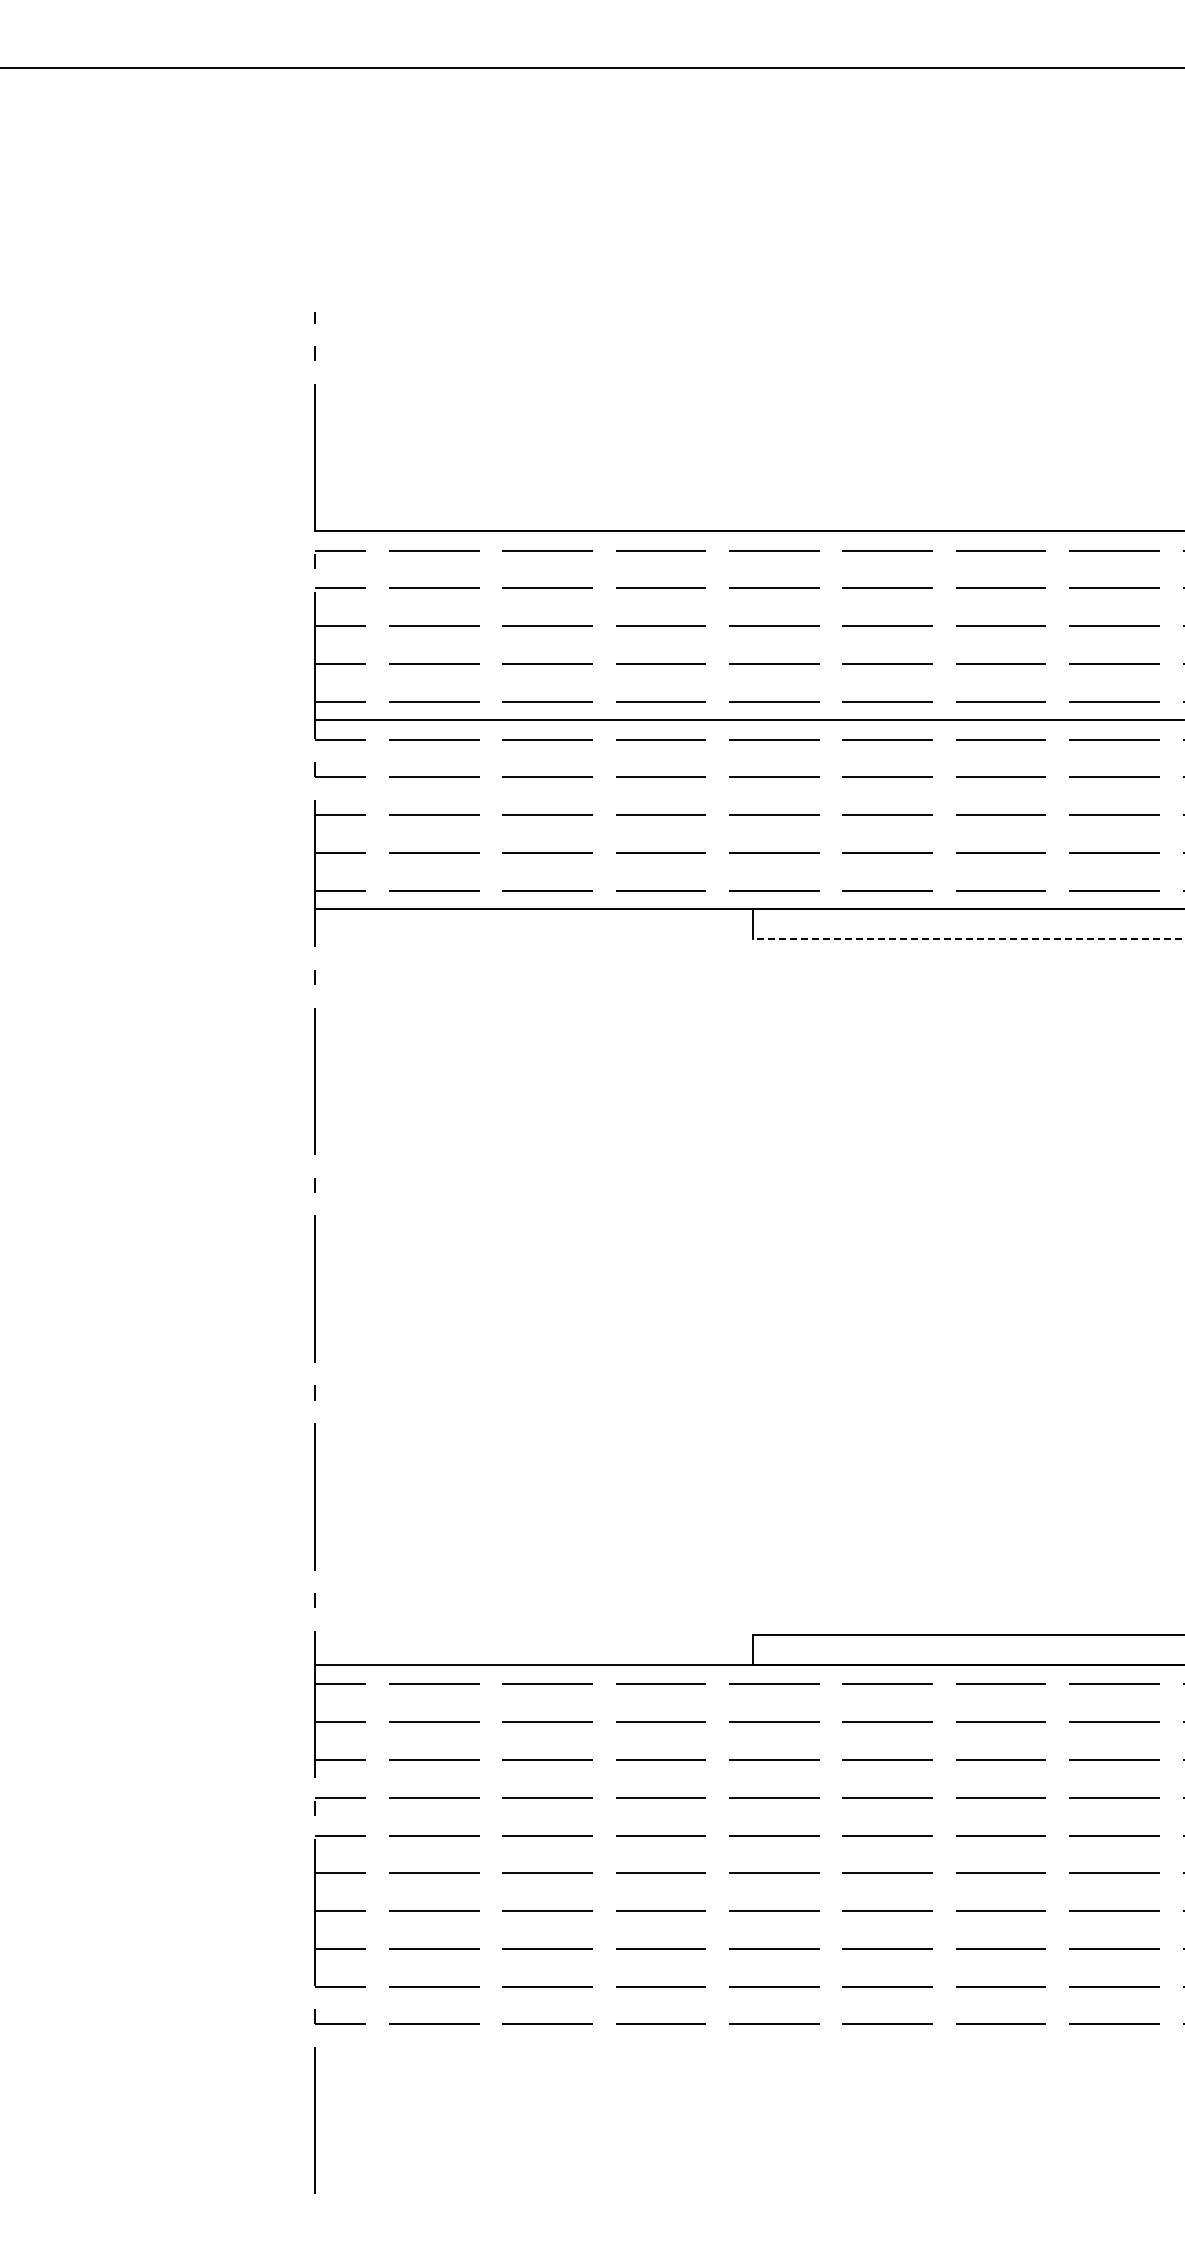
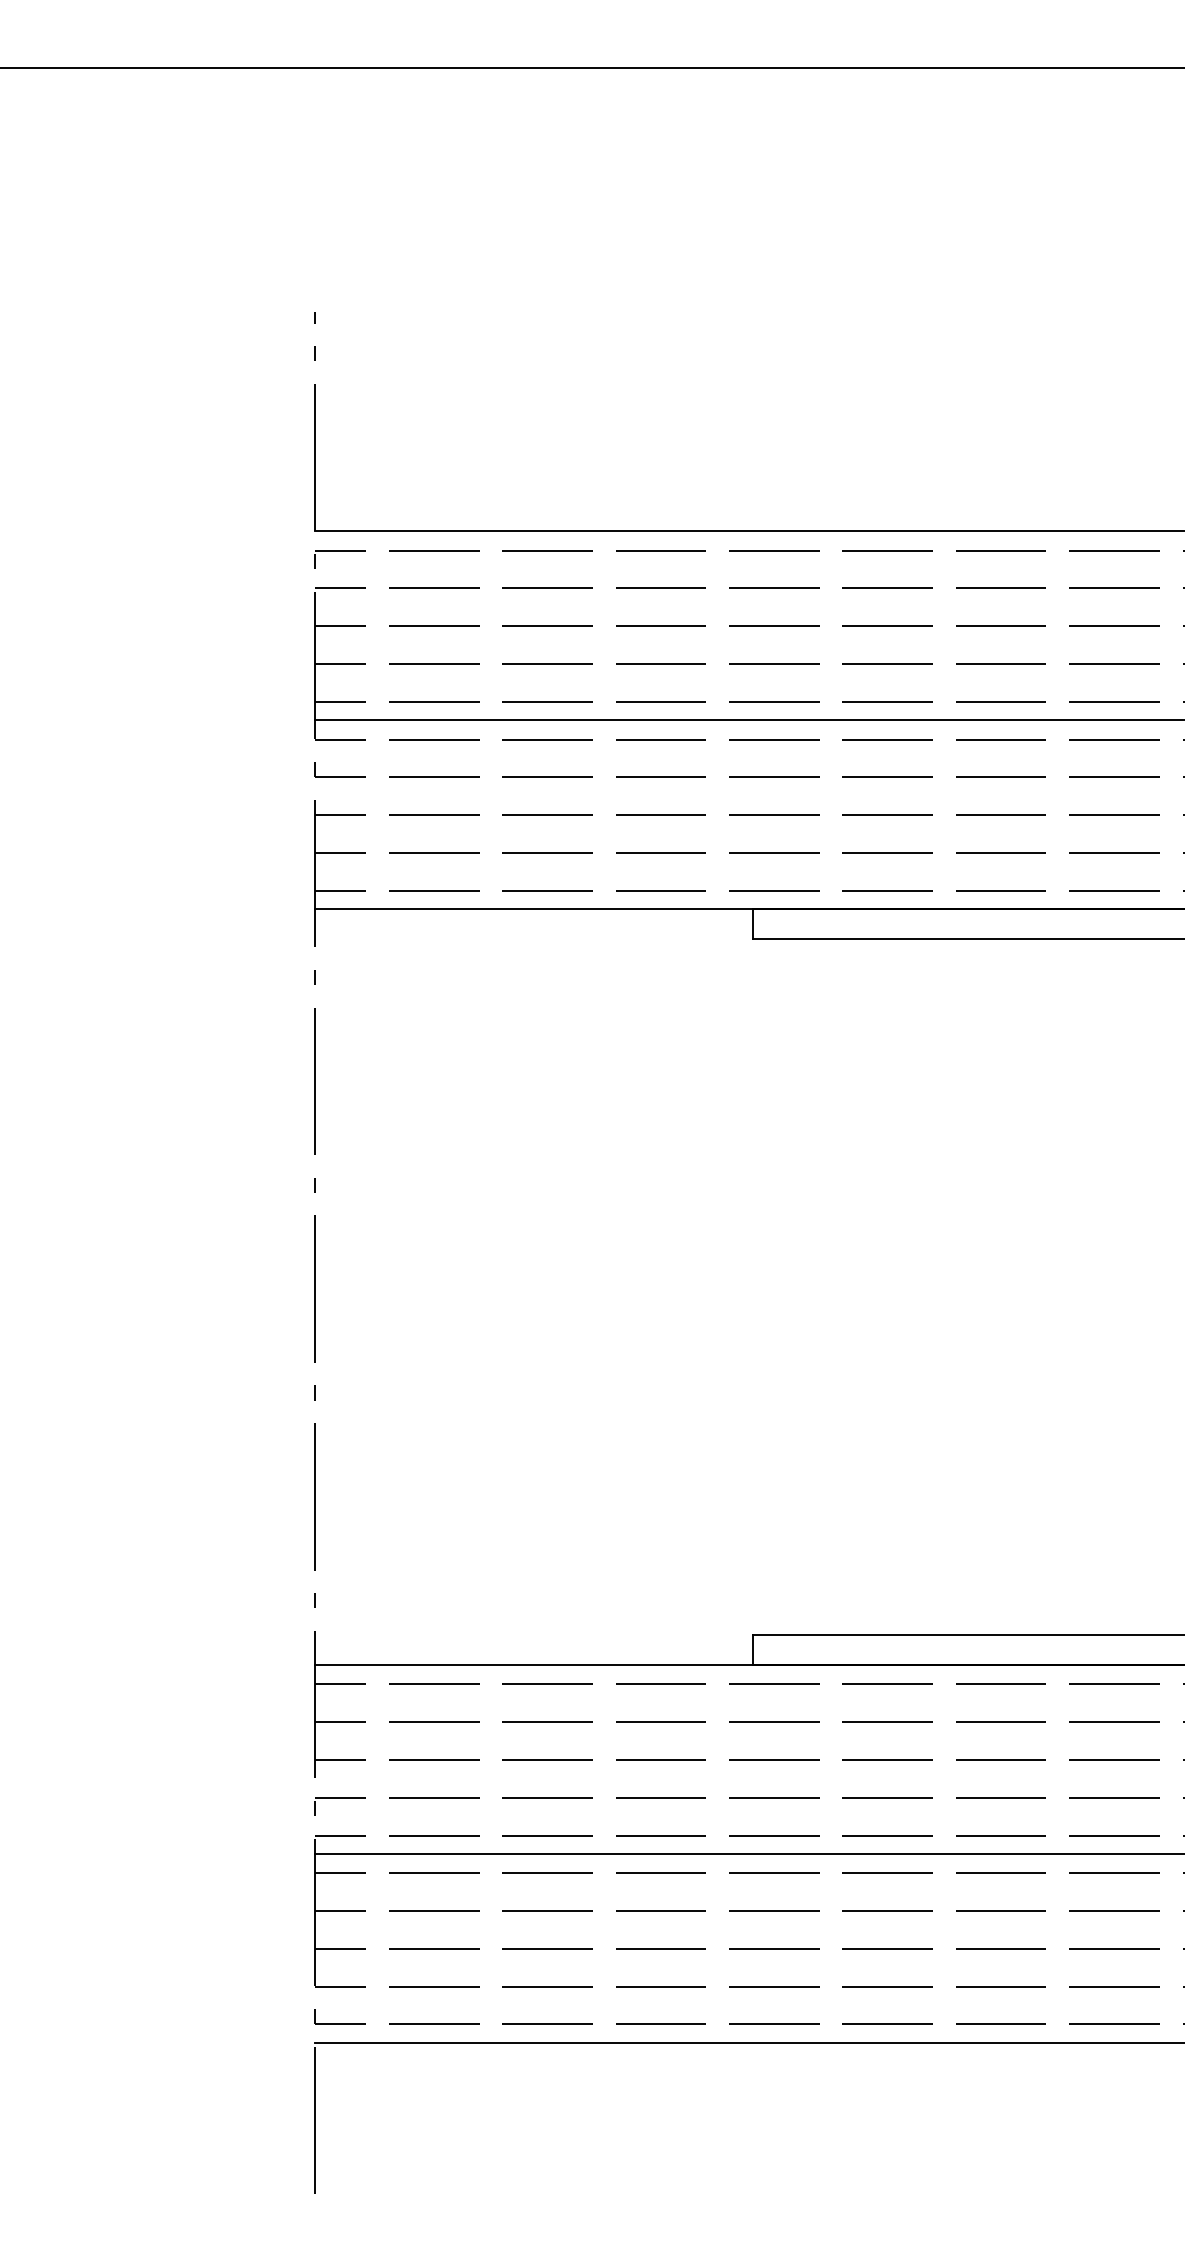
line: dashed -> solid (968, 939)
line: none -> present (748, 1853)
line: none -> present (748, 2042)
